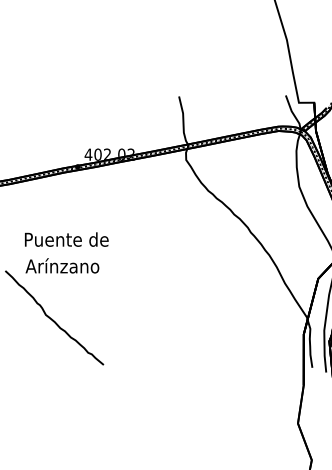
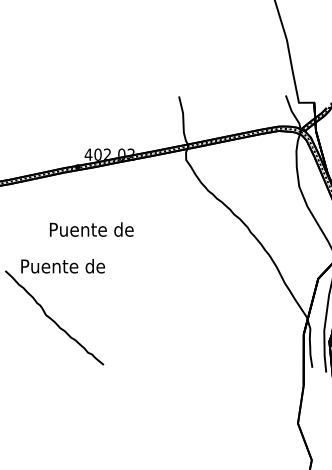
text position: (66, 239) -> (91, 229) (91, 229)
text: Arínzano -> Puente de (62, 265)
